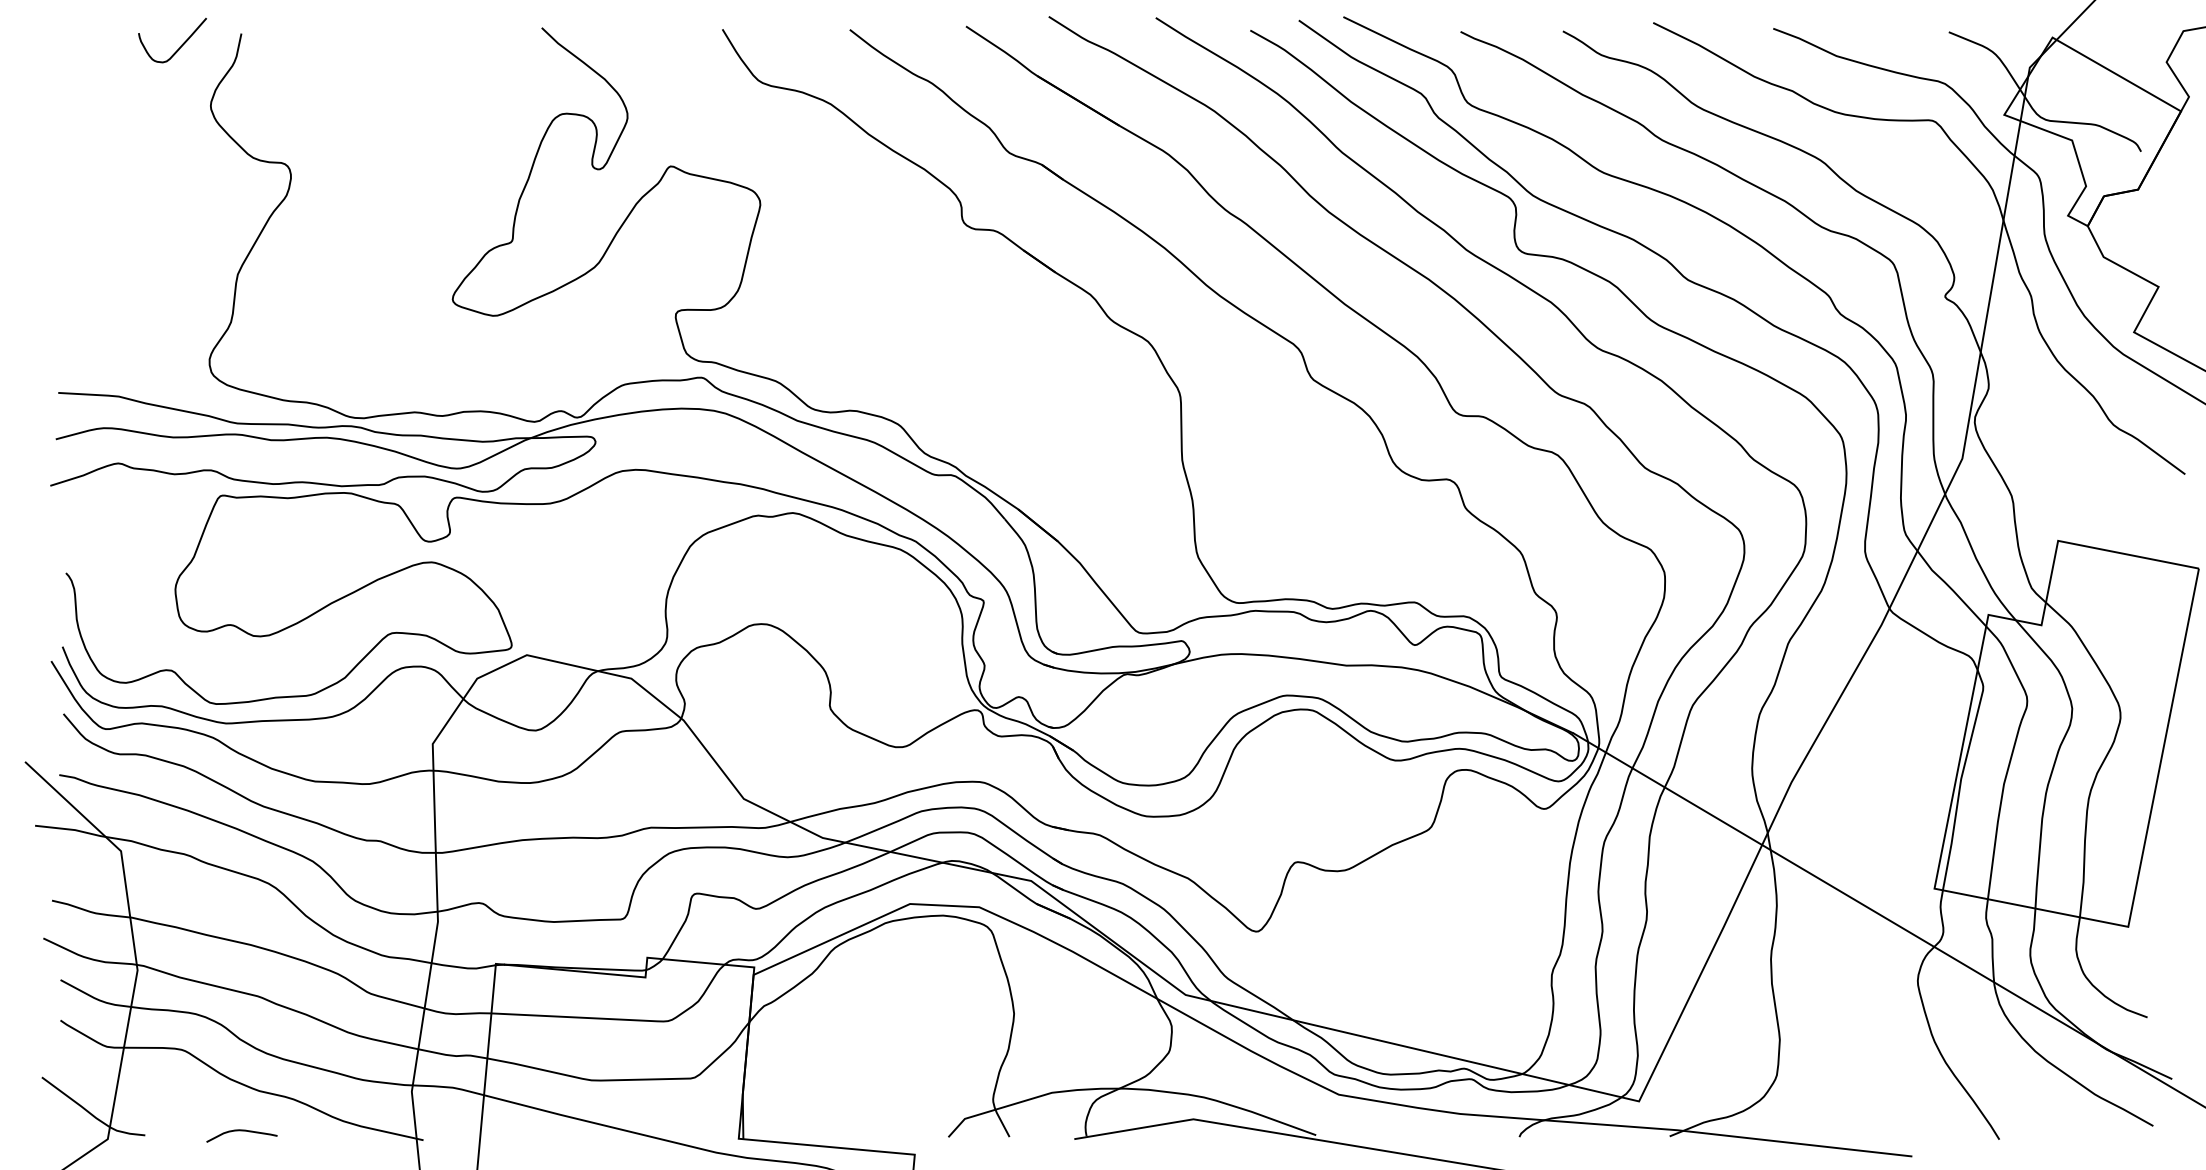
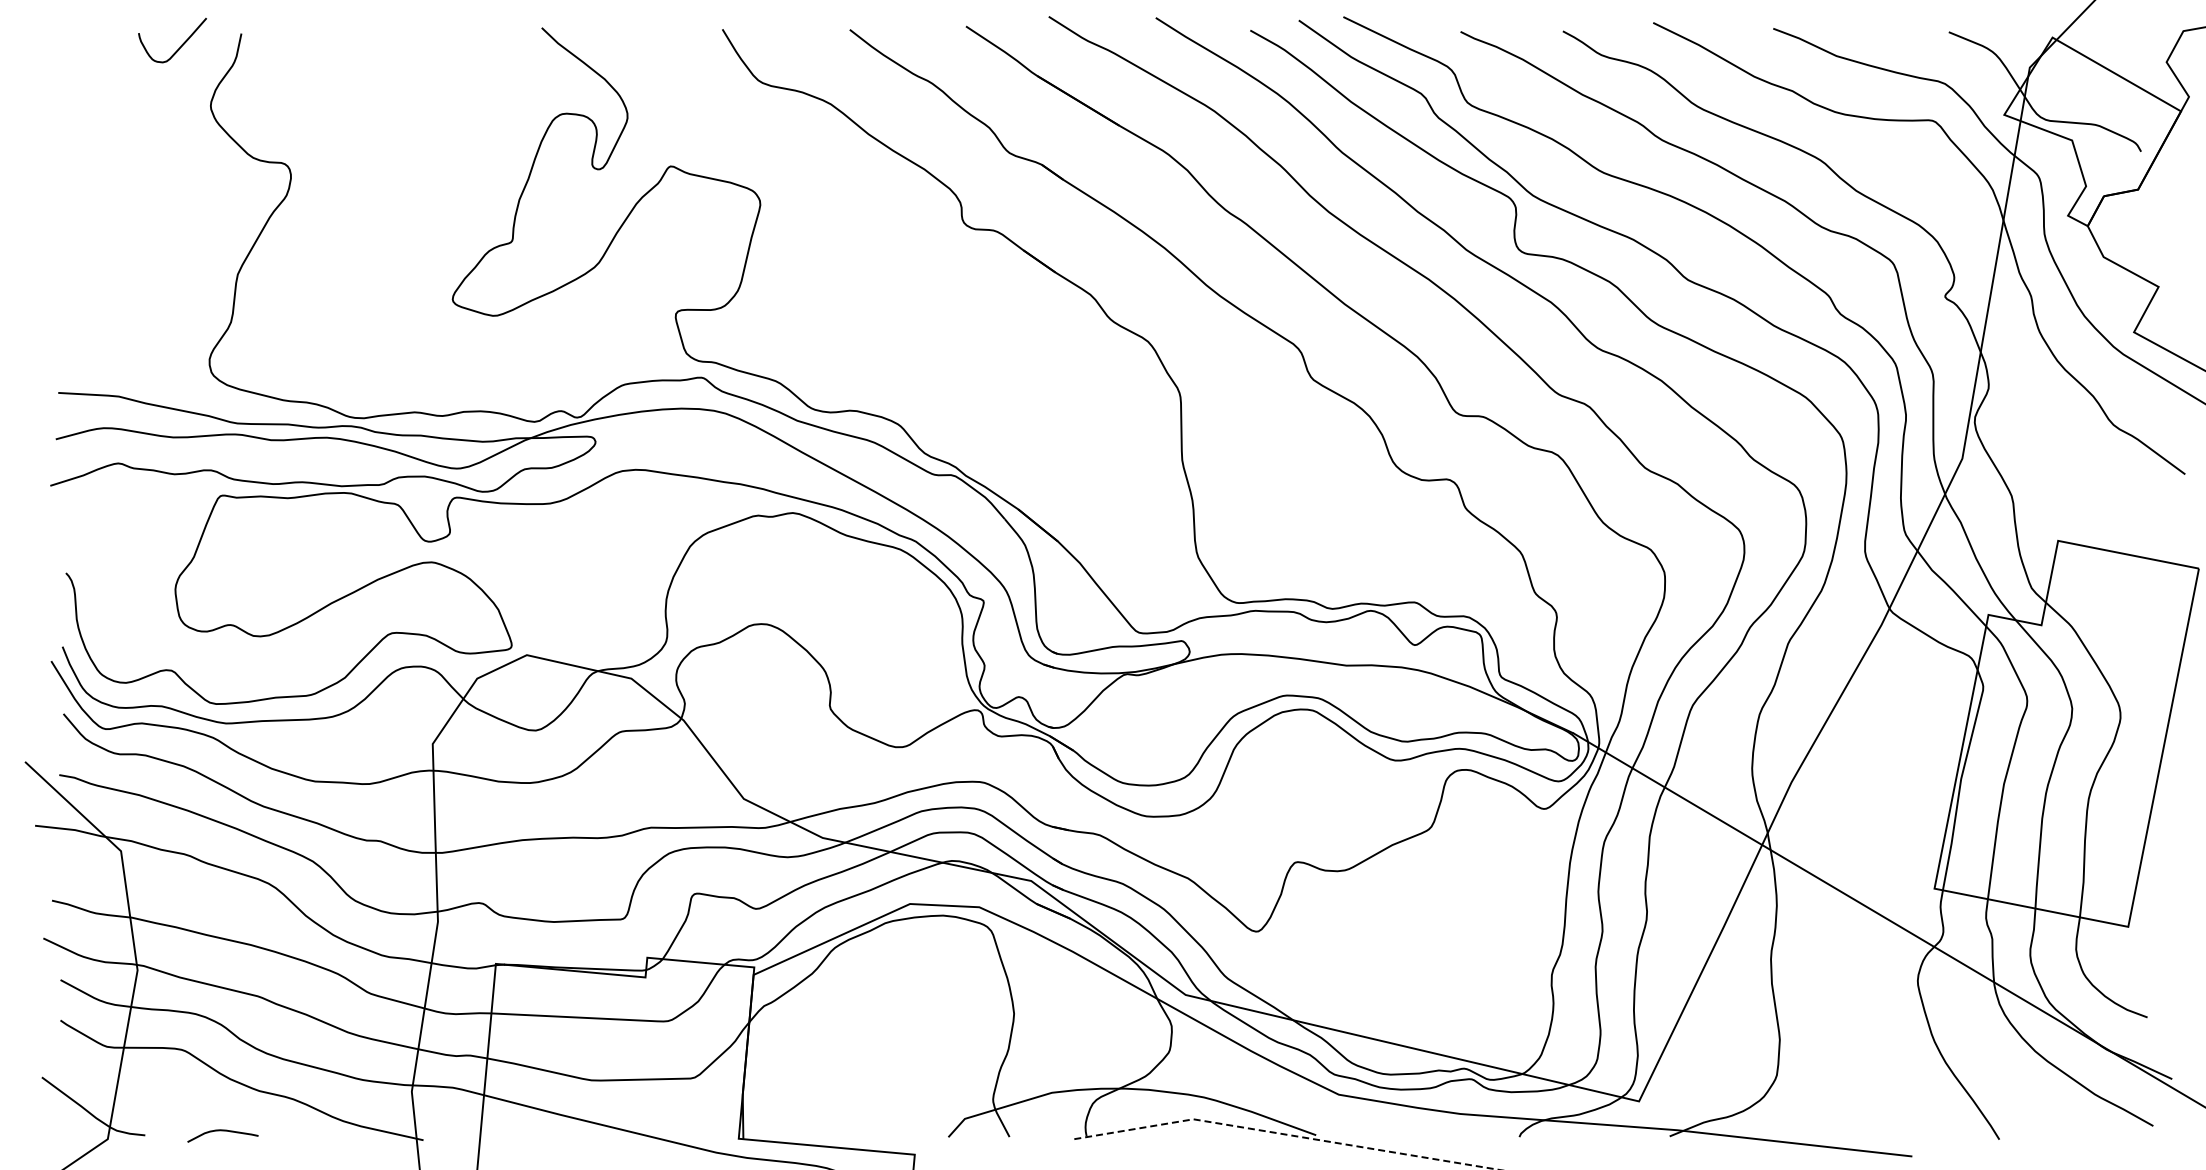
curve position: (241, 1131) -> (222, 1131) (222, 1131)
line: solid -> dashed (1286, 1134)
